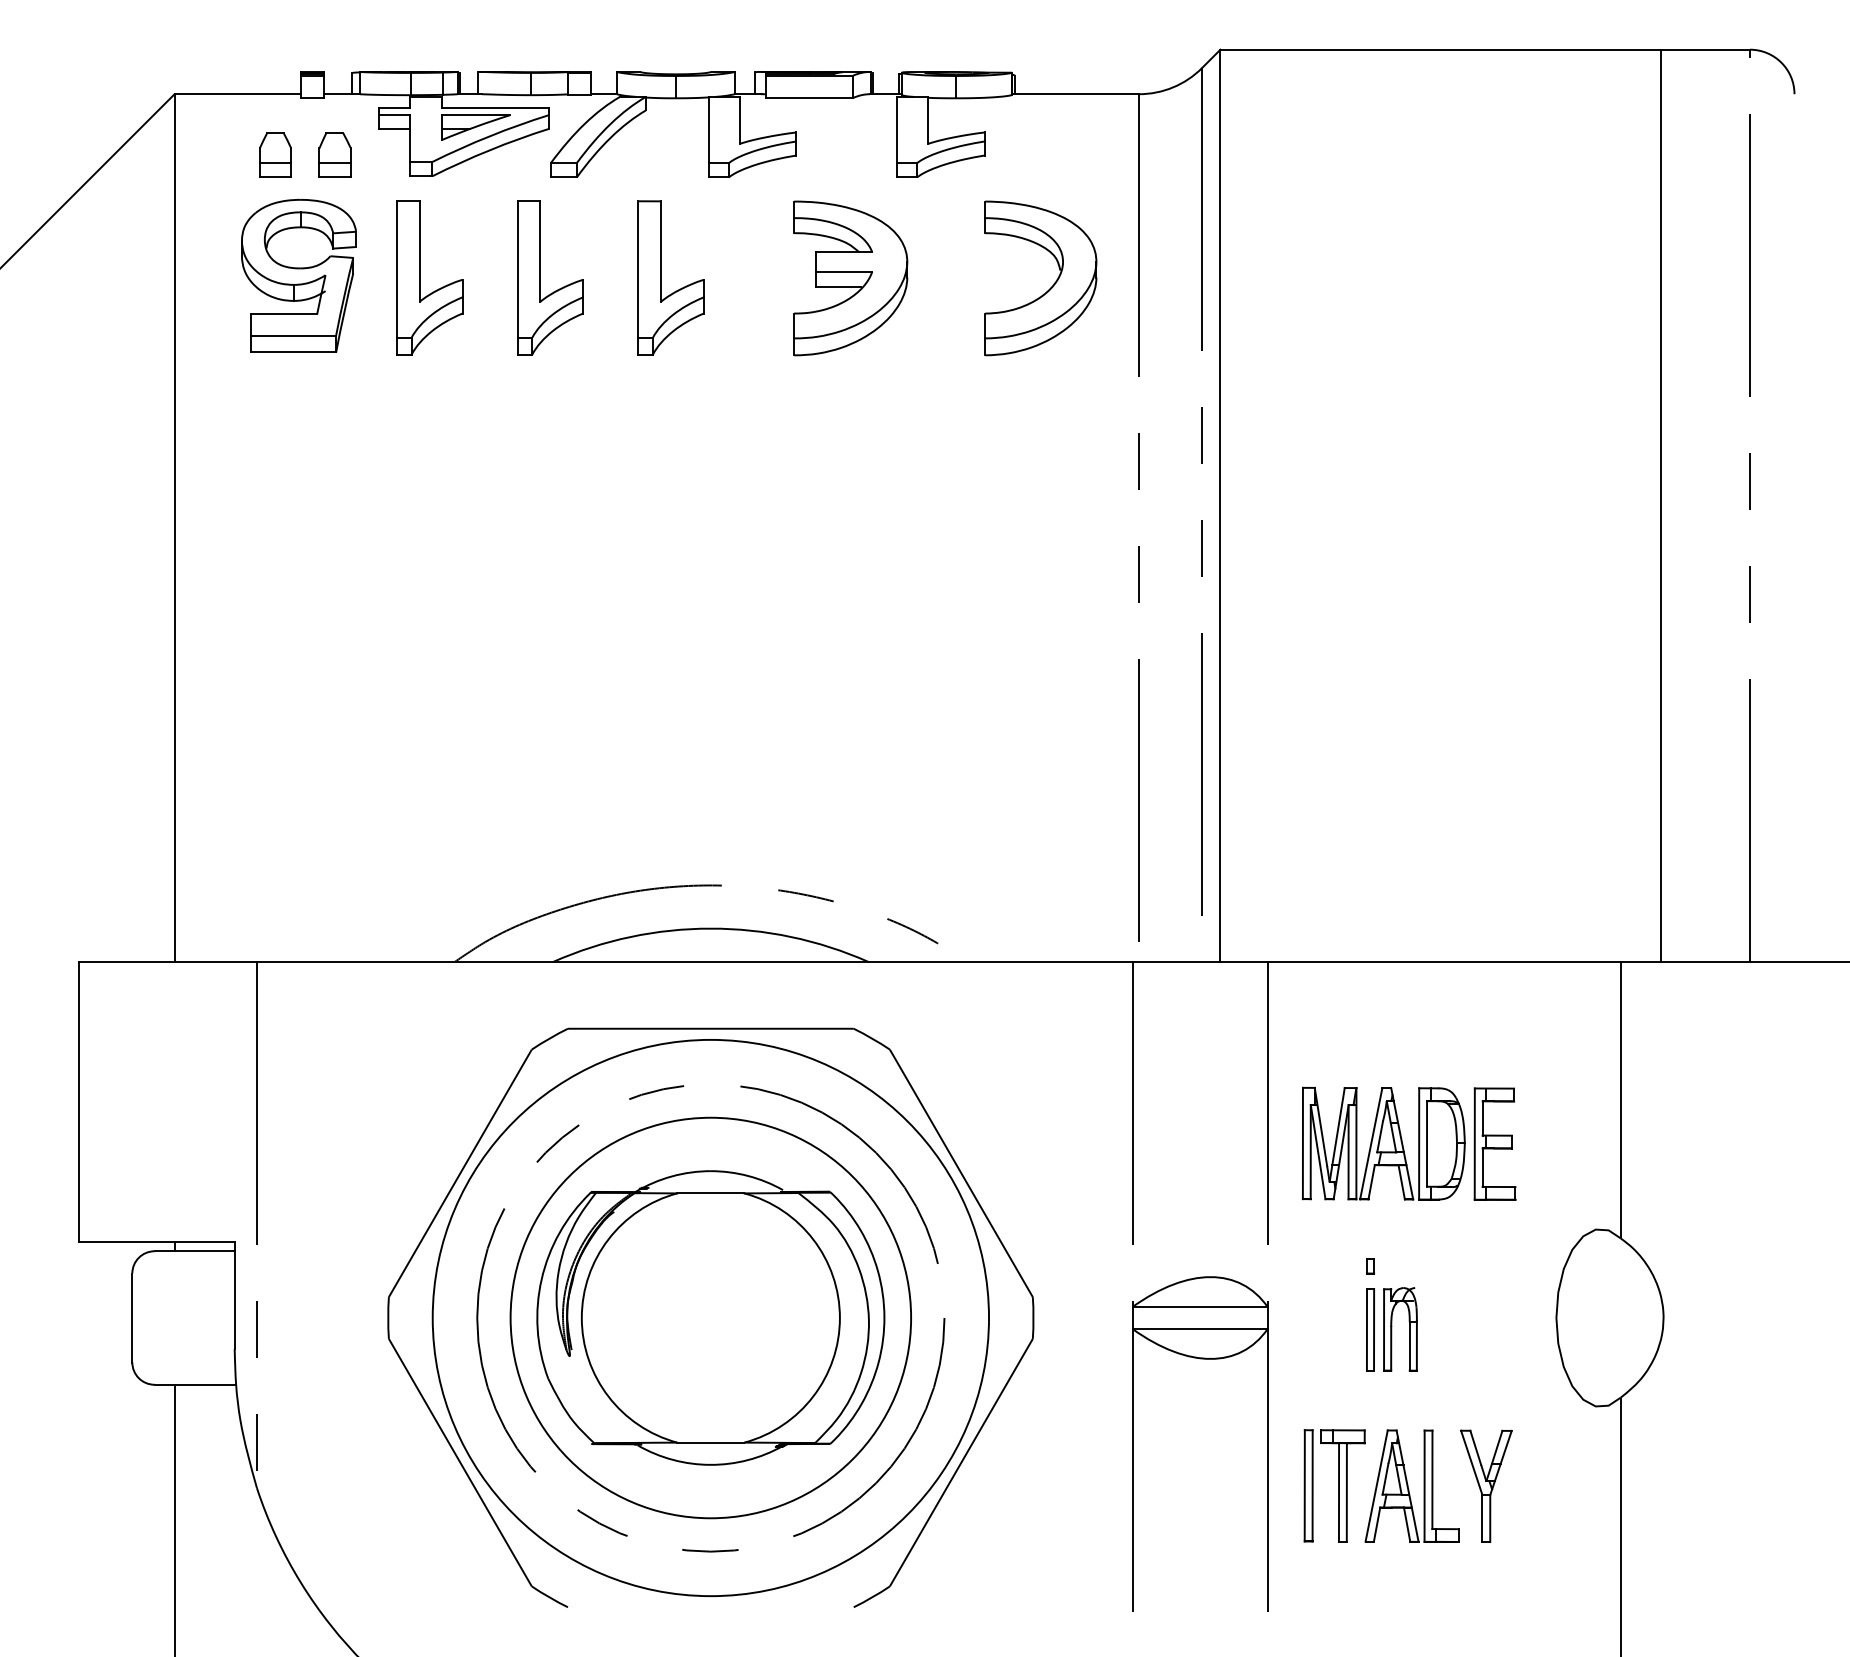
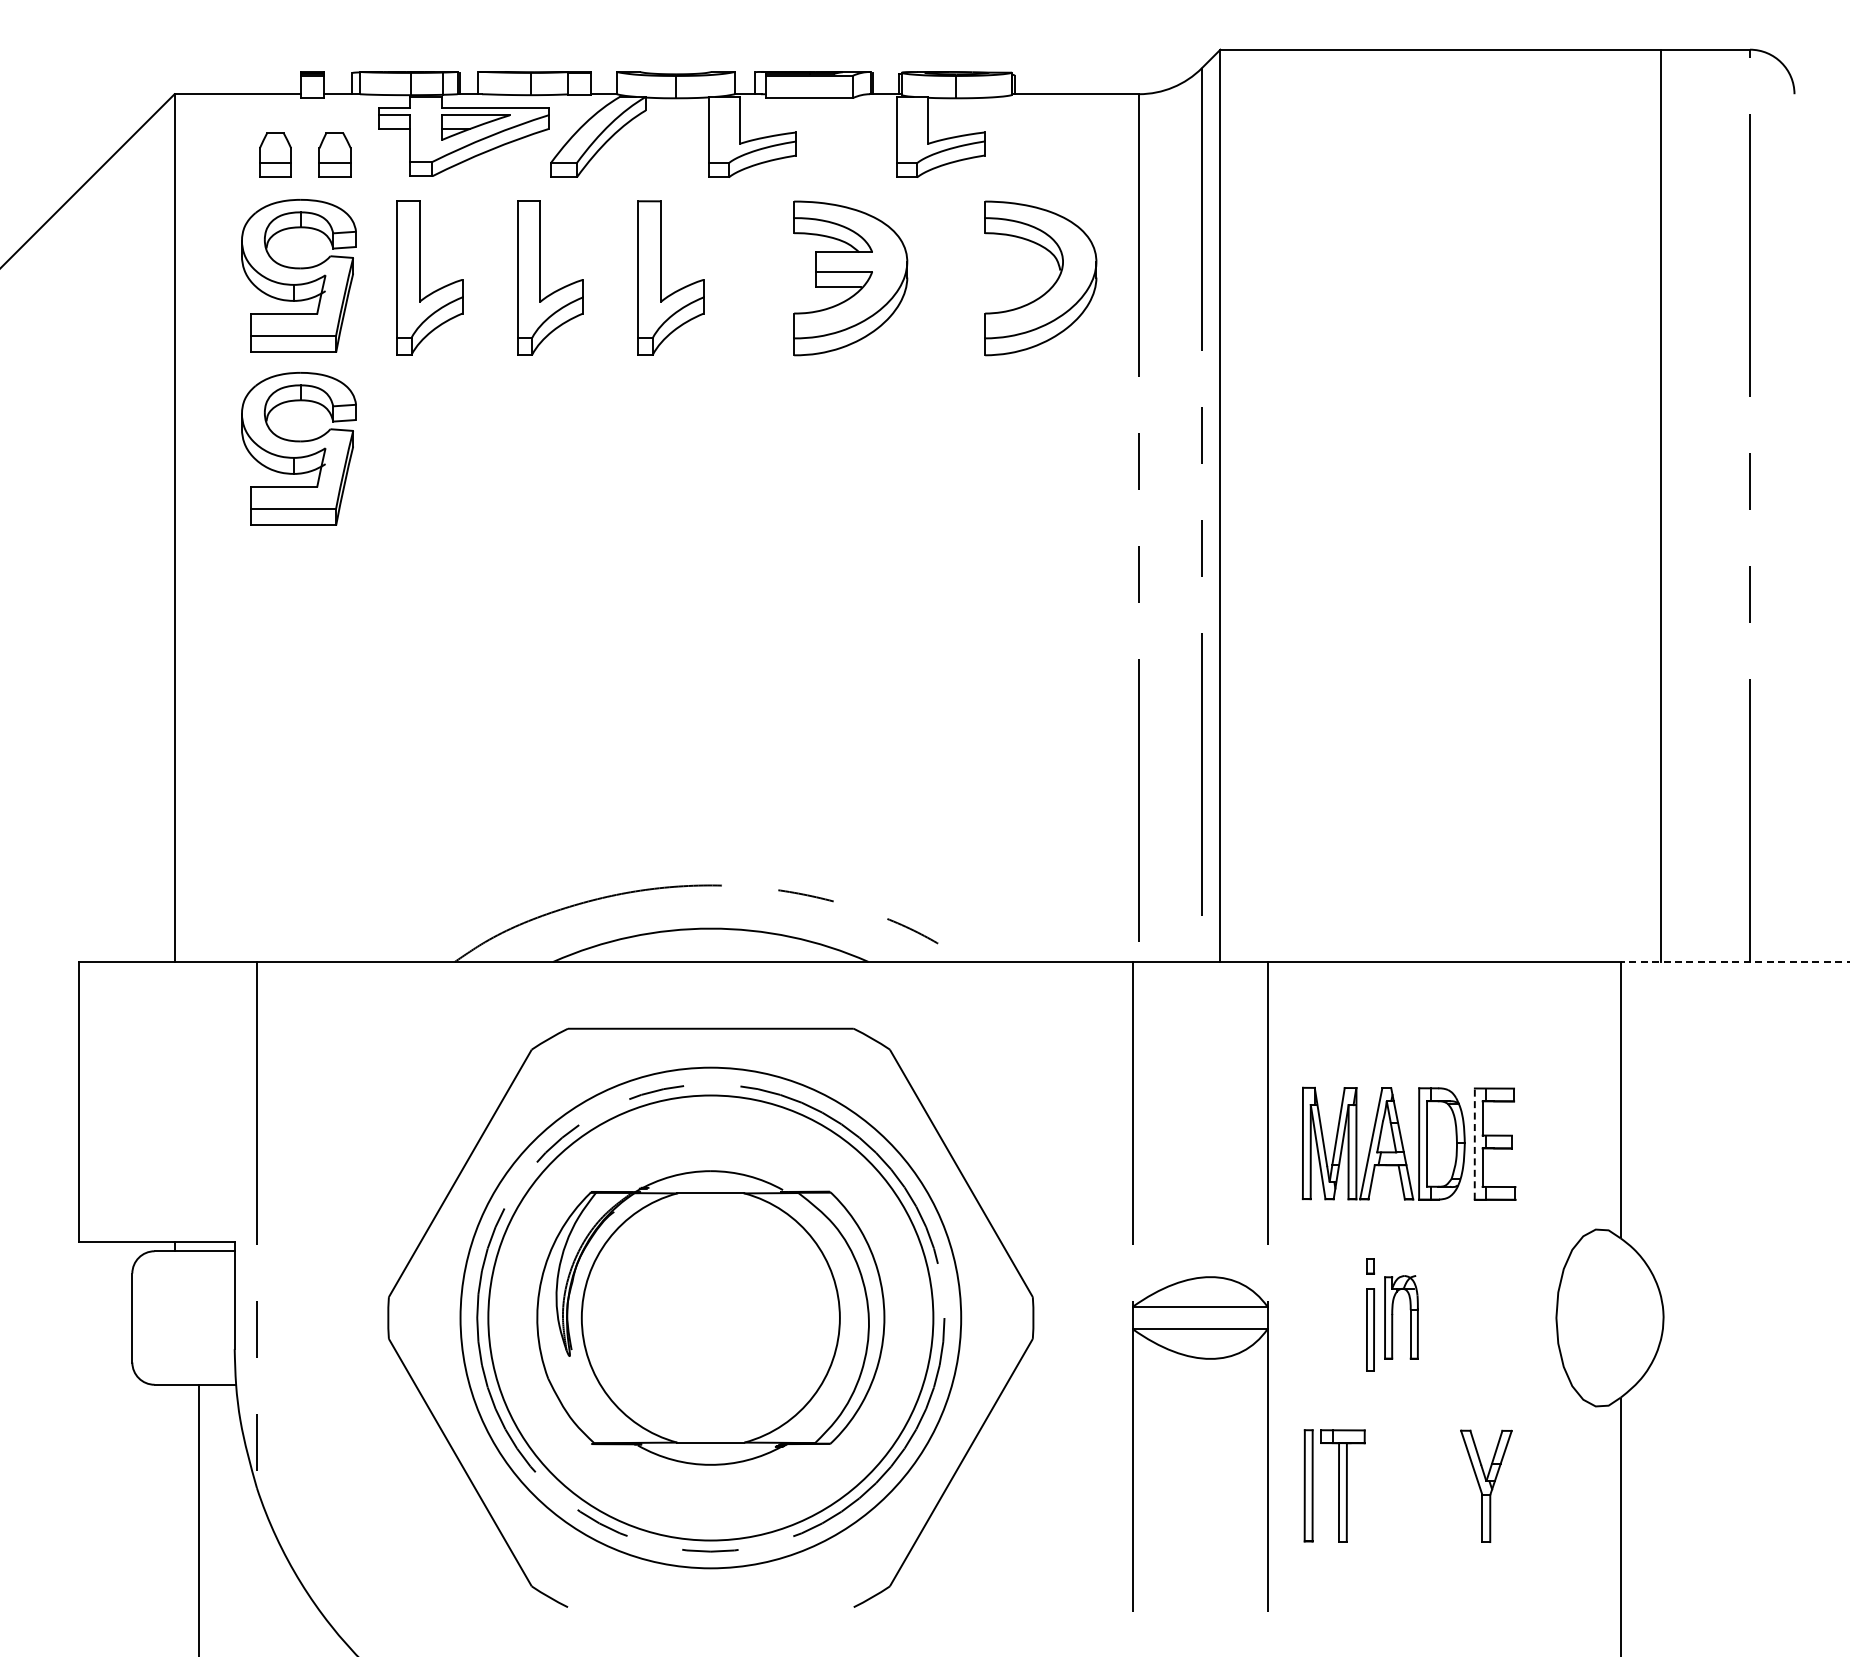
part: none -> present (298, 448)
line: solid -> dashed (1734, 962)
line: solid -> dashed (1474, 1144)
circle diameter: 401 px -> 501 px (710, 1317)
circle diameter: 556 px -> 445 px (710, 1317)
part position: (1392, 1329) -> (1393, 1317) (1393, 1317)
part: present -> none (1411, 1485)
line position: (174, 1518) -> (198, 1518) (198, 1518)
